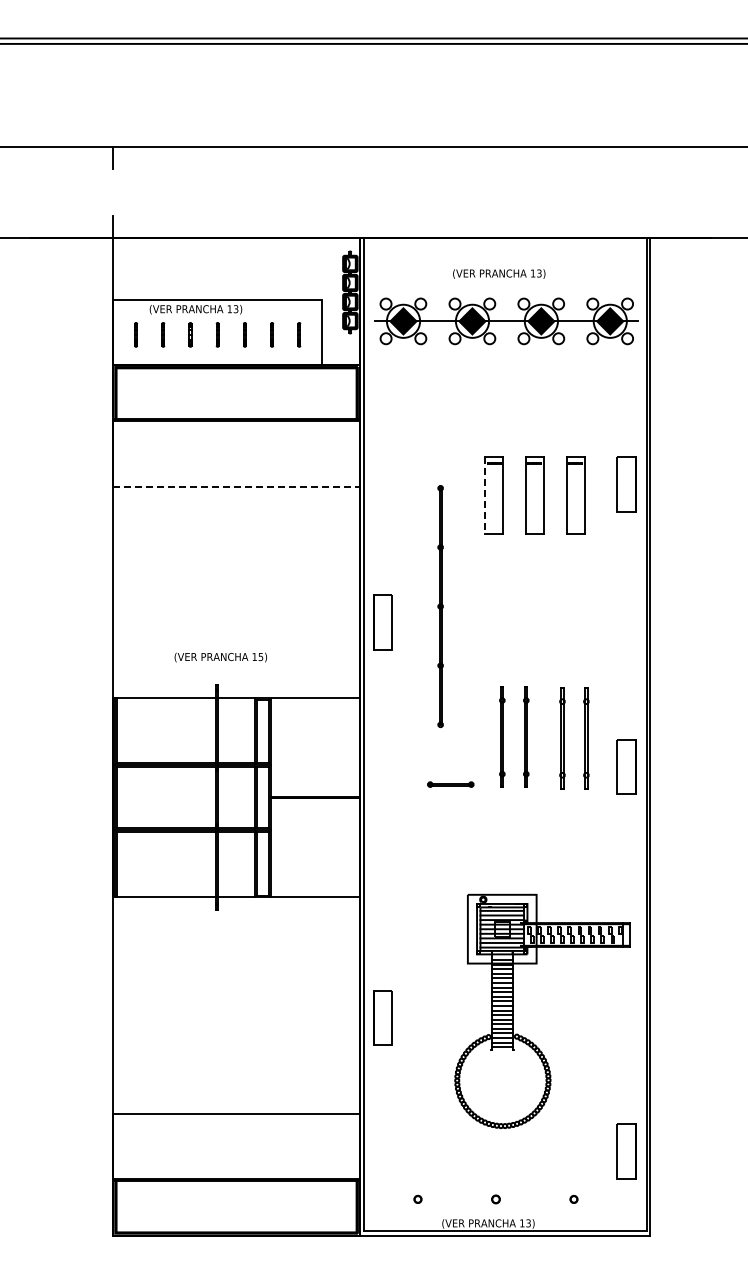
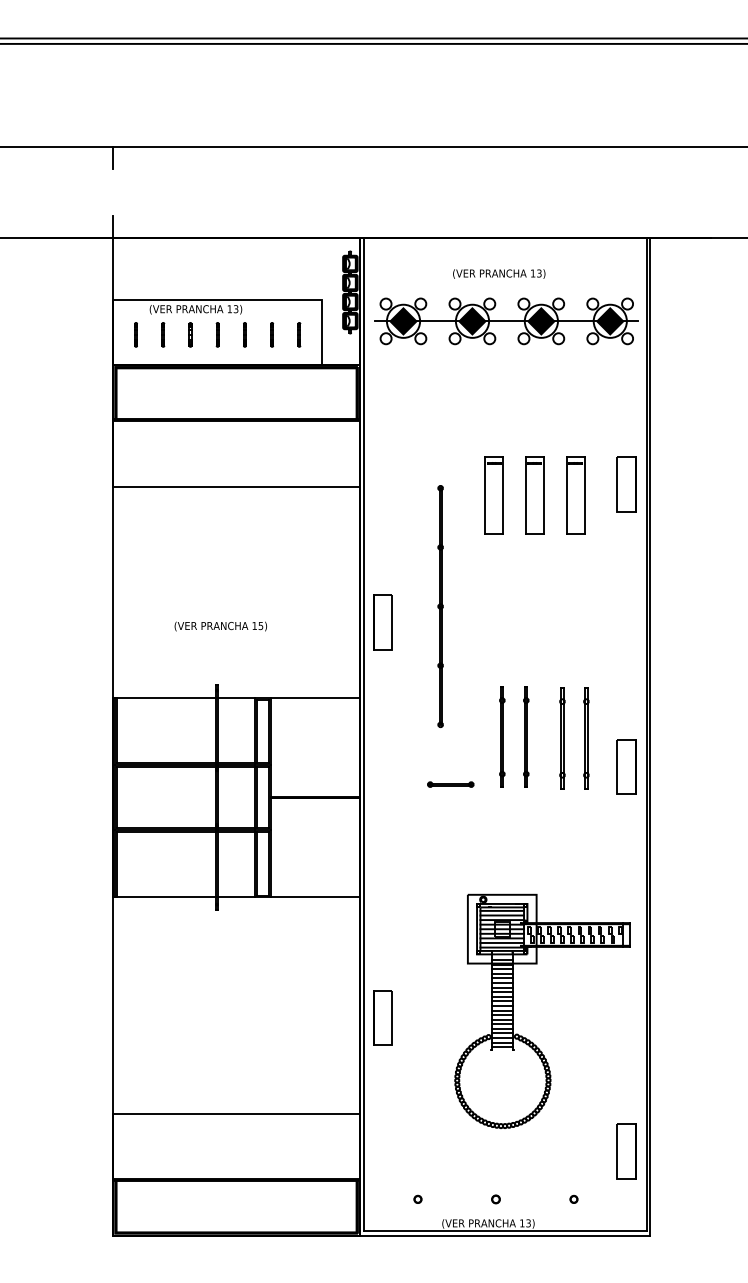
line: dashed -> solid (237, 486)
line: dashed -> solid (485, 496)
text position: (220, 657) -> (220, 626) (220, 626)
